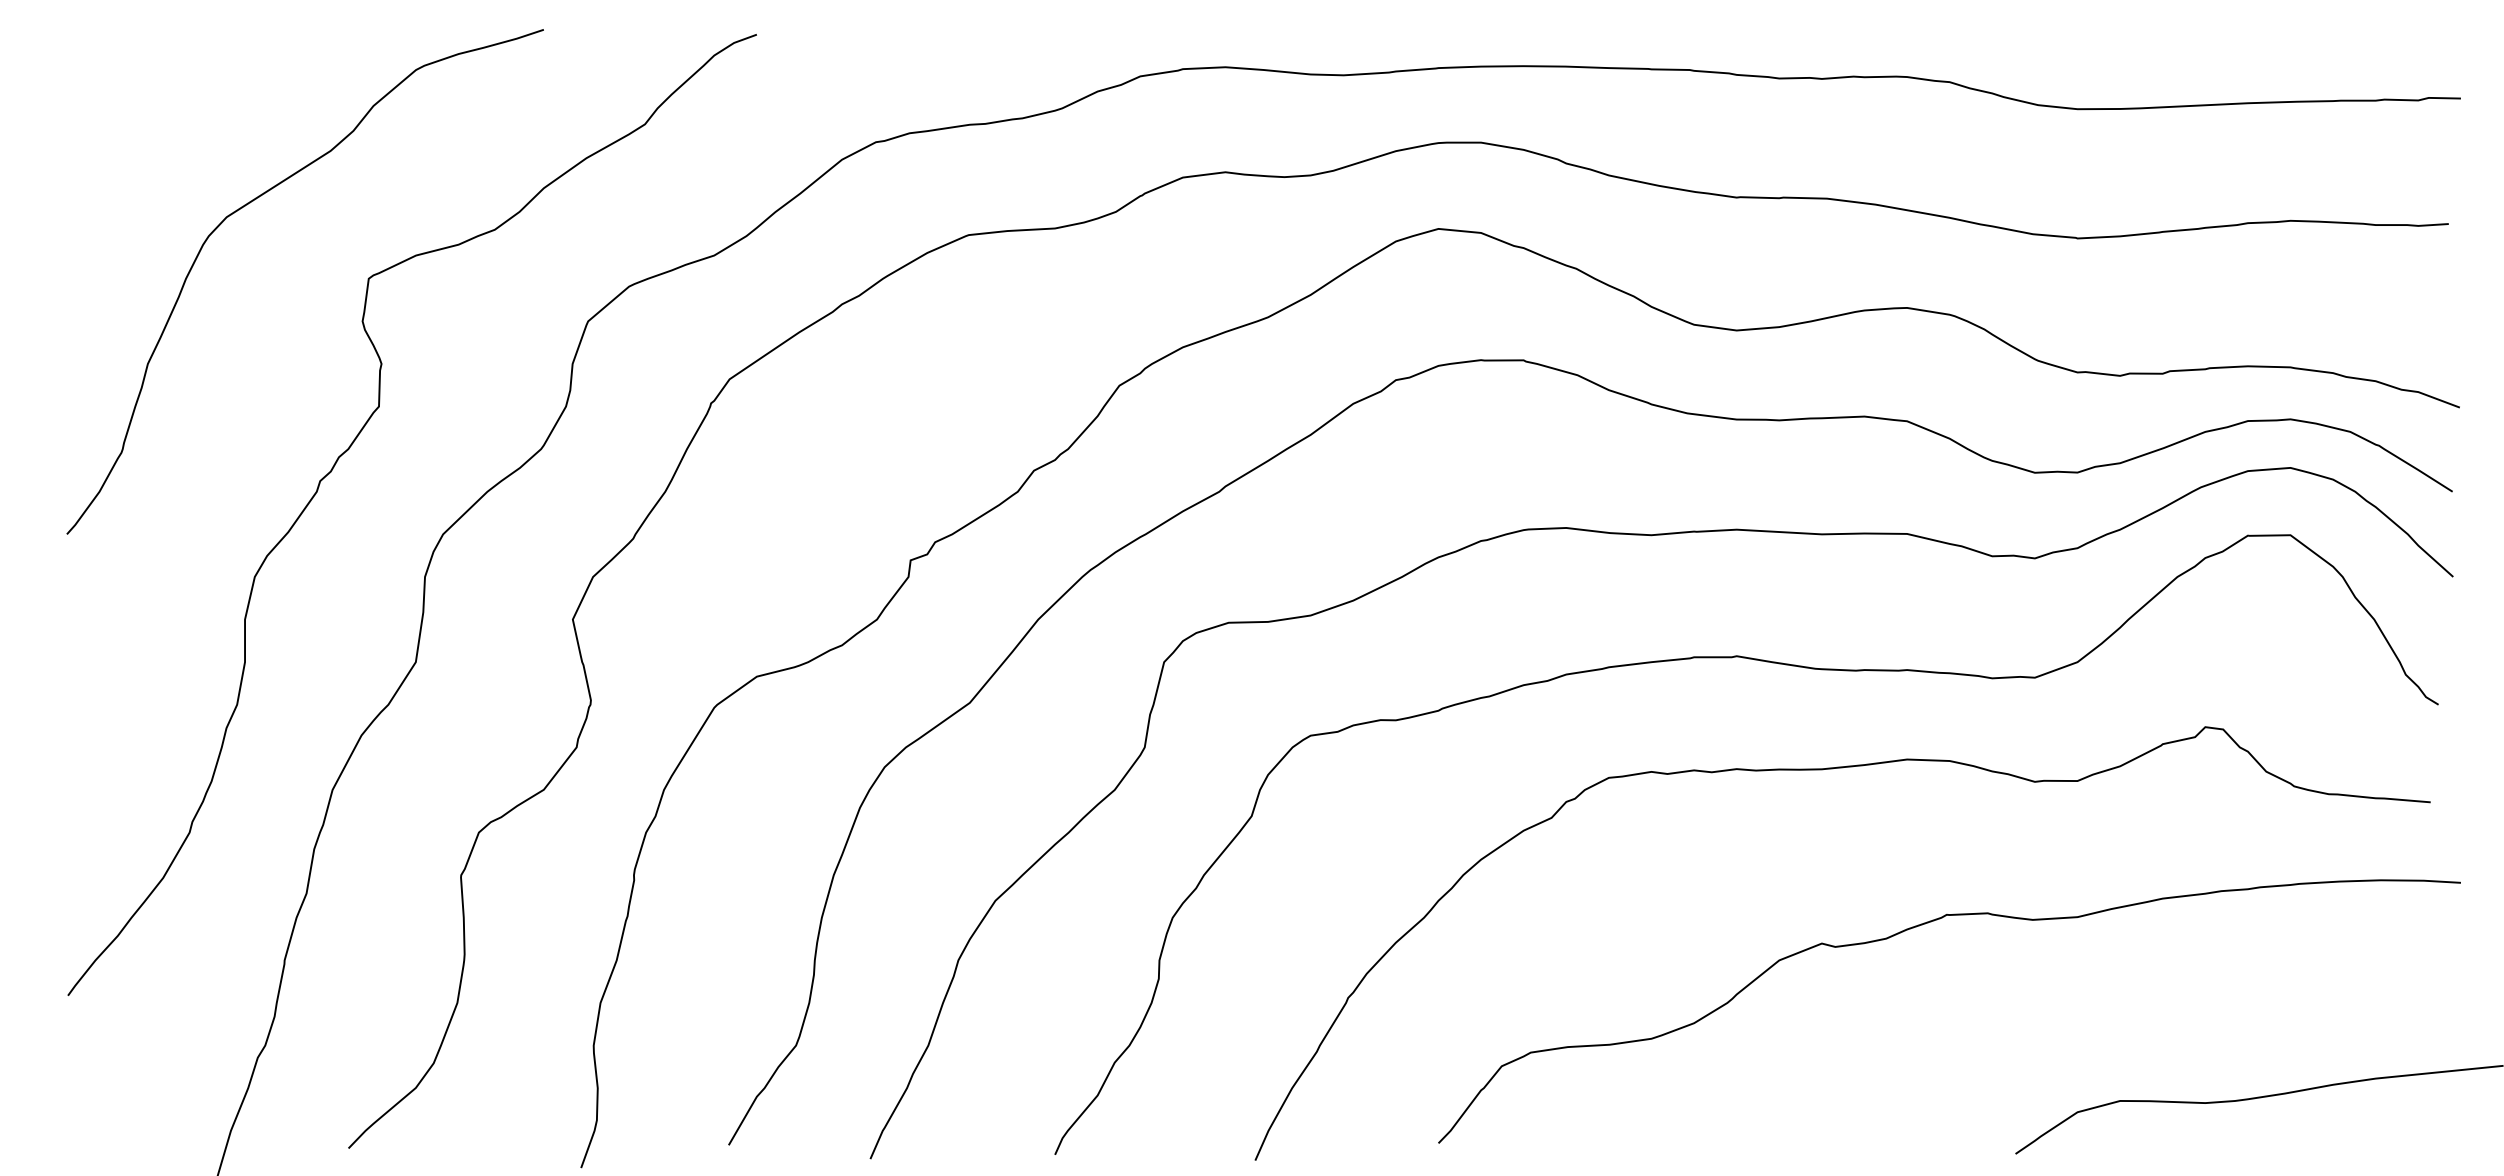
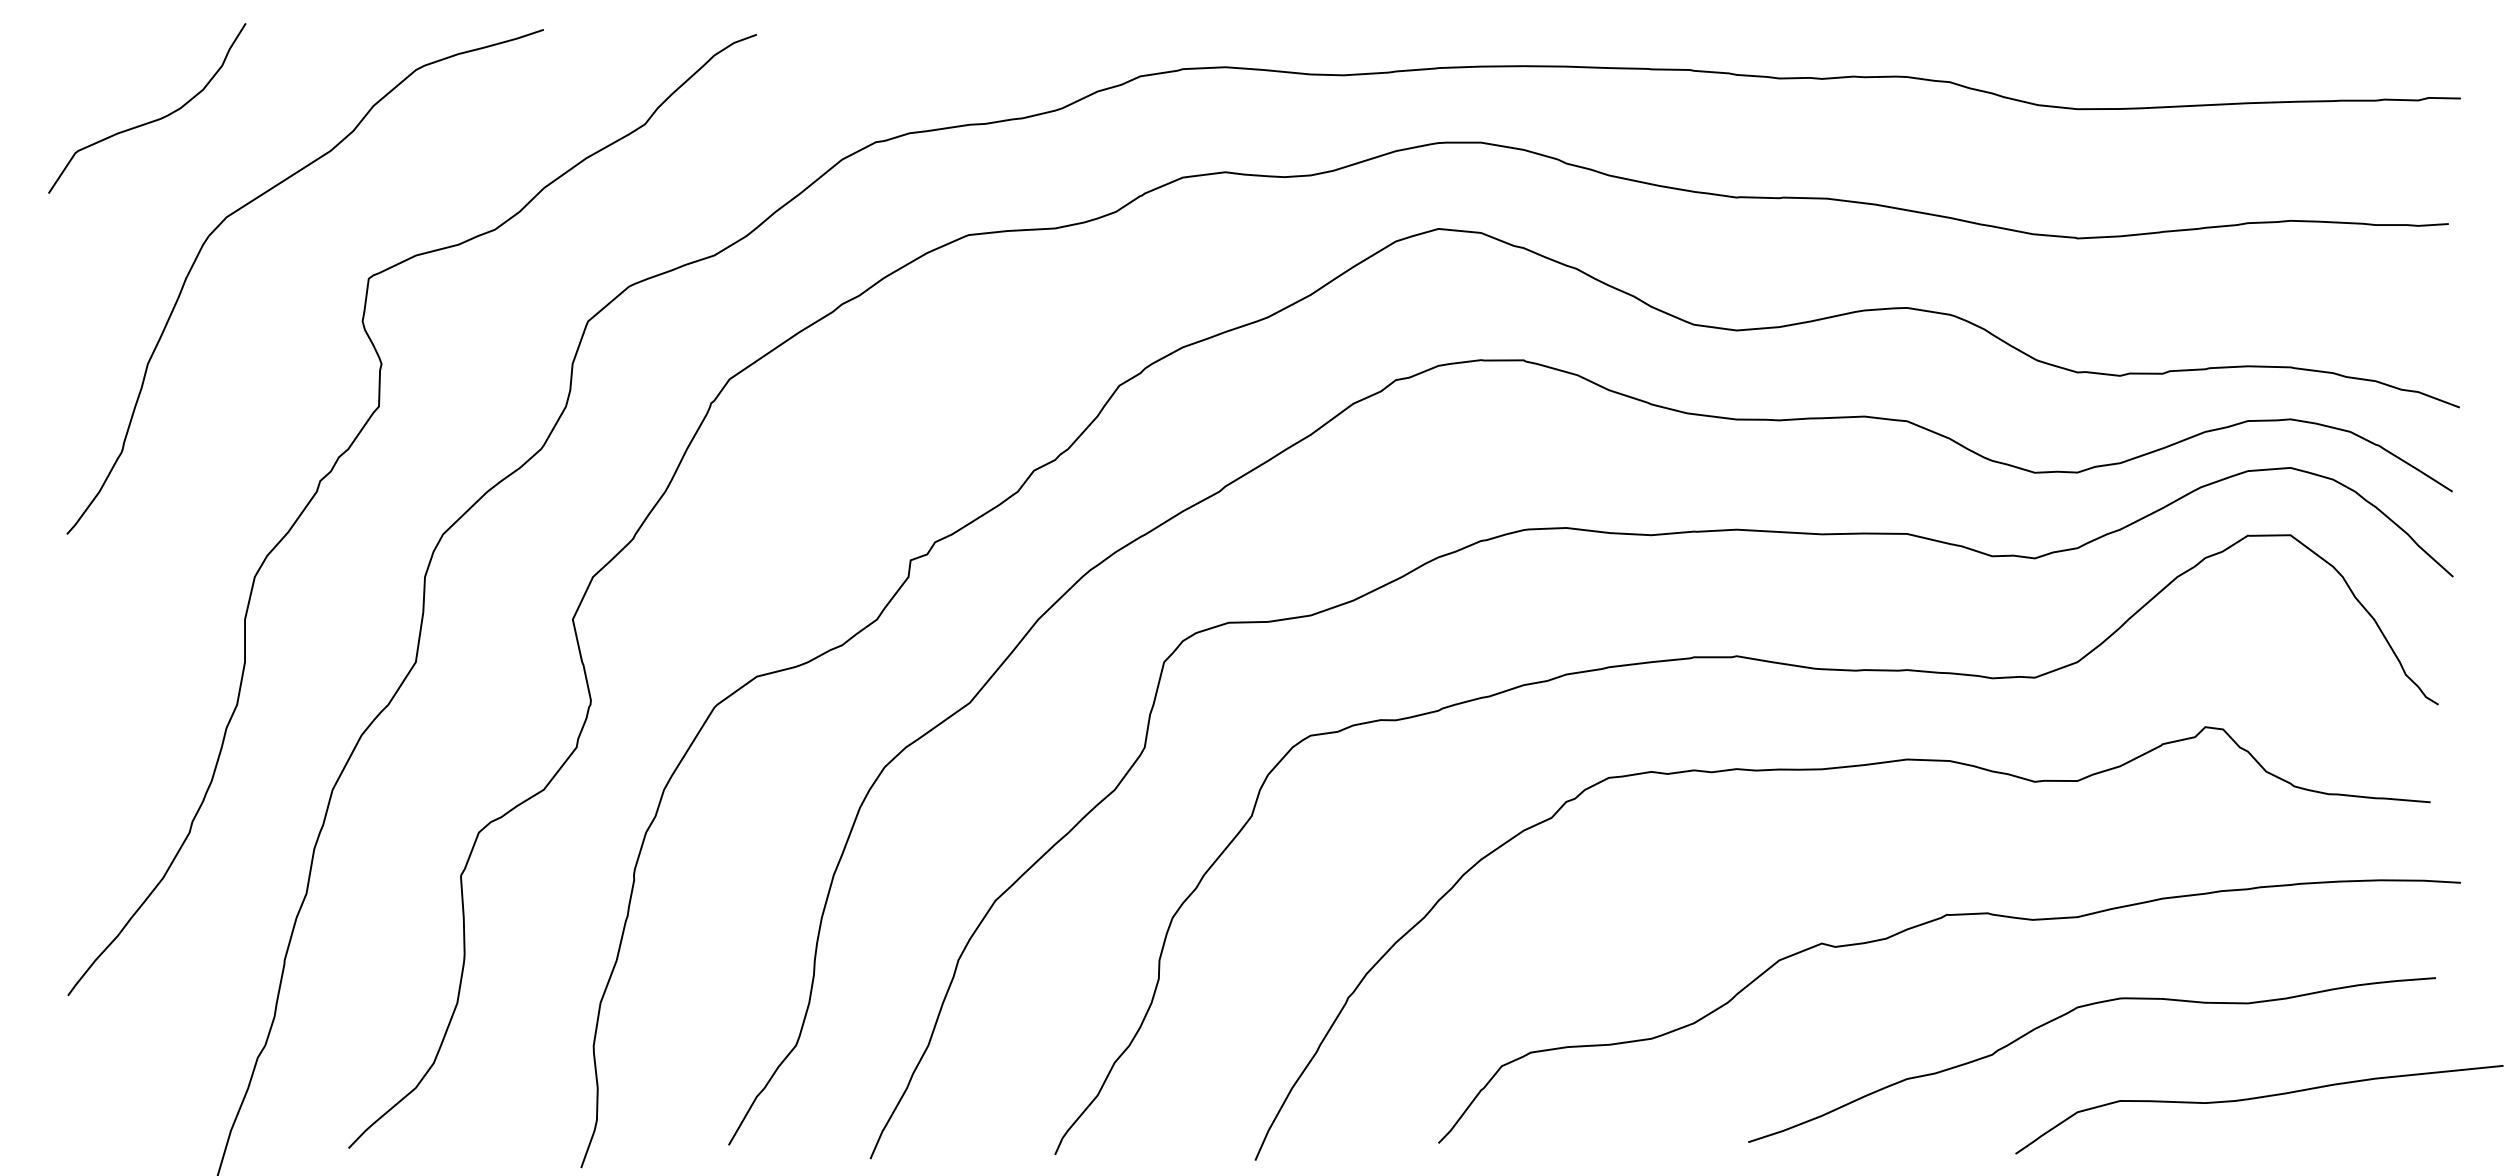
curve: none -> present (152, 120)
curve: none -> present (2069, 1013)
